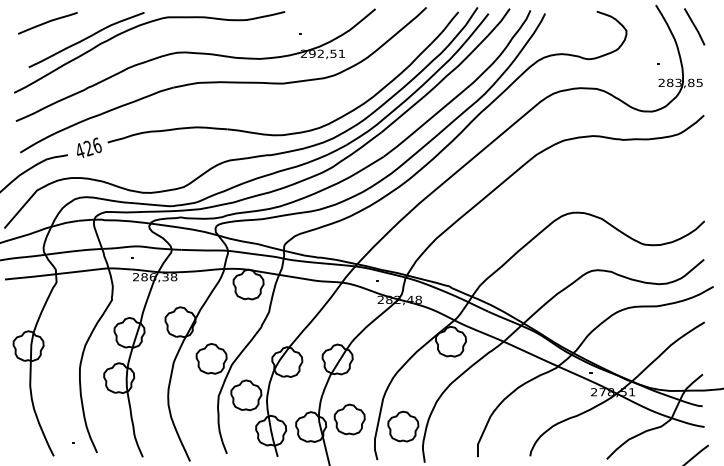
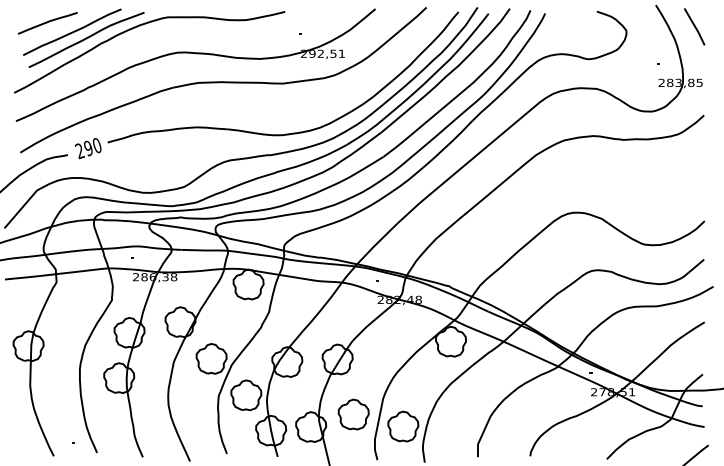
curve: none -> present (72, 31)
text: 426 -> 290 (87, 148)
part position: (349, 419) -> (353, 414) (353, 414)
